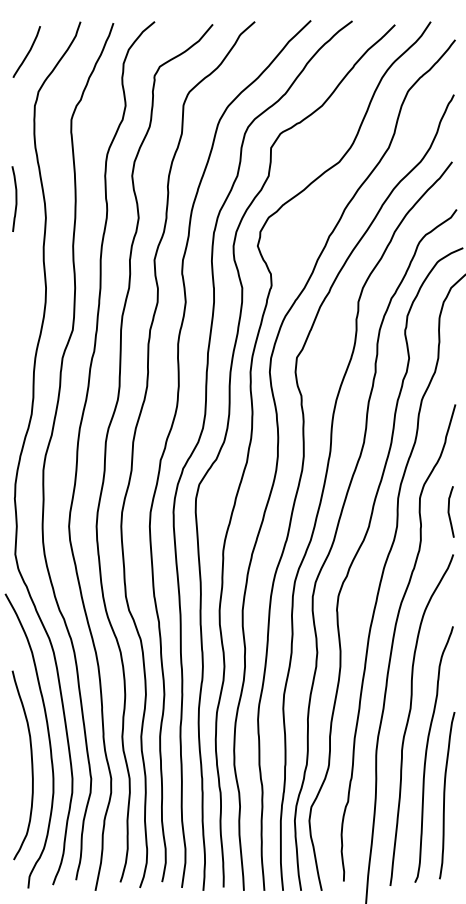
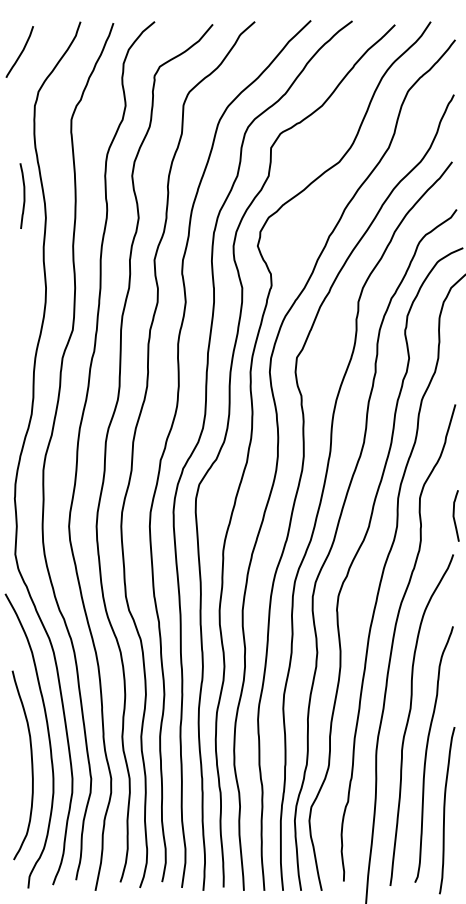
curve position: (27, 52) -> (20, 52) (20, 52)
curve position: (15, 198) -> (23, 195) (23, 195)
curve position: (449, 511) -> (454, 515) (454, 515)
curve position: (445, 795) -> (445, 810) (445, 810)
